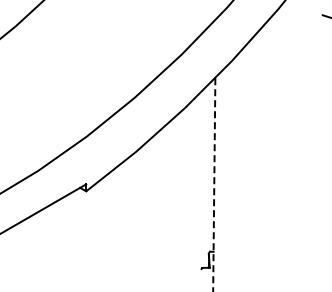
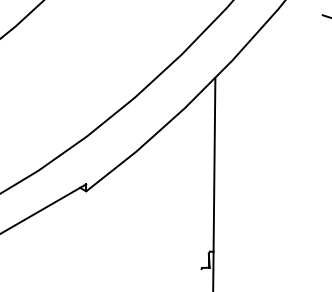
line: dashed -> solid (214, 185)
